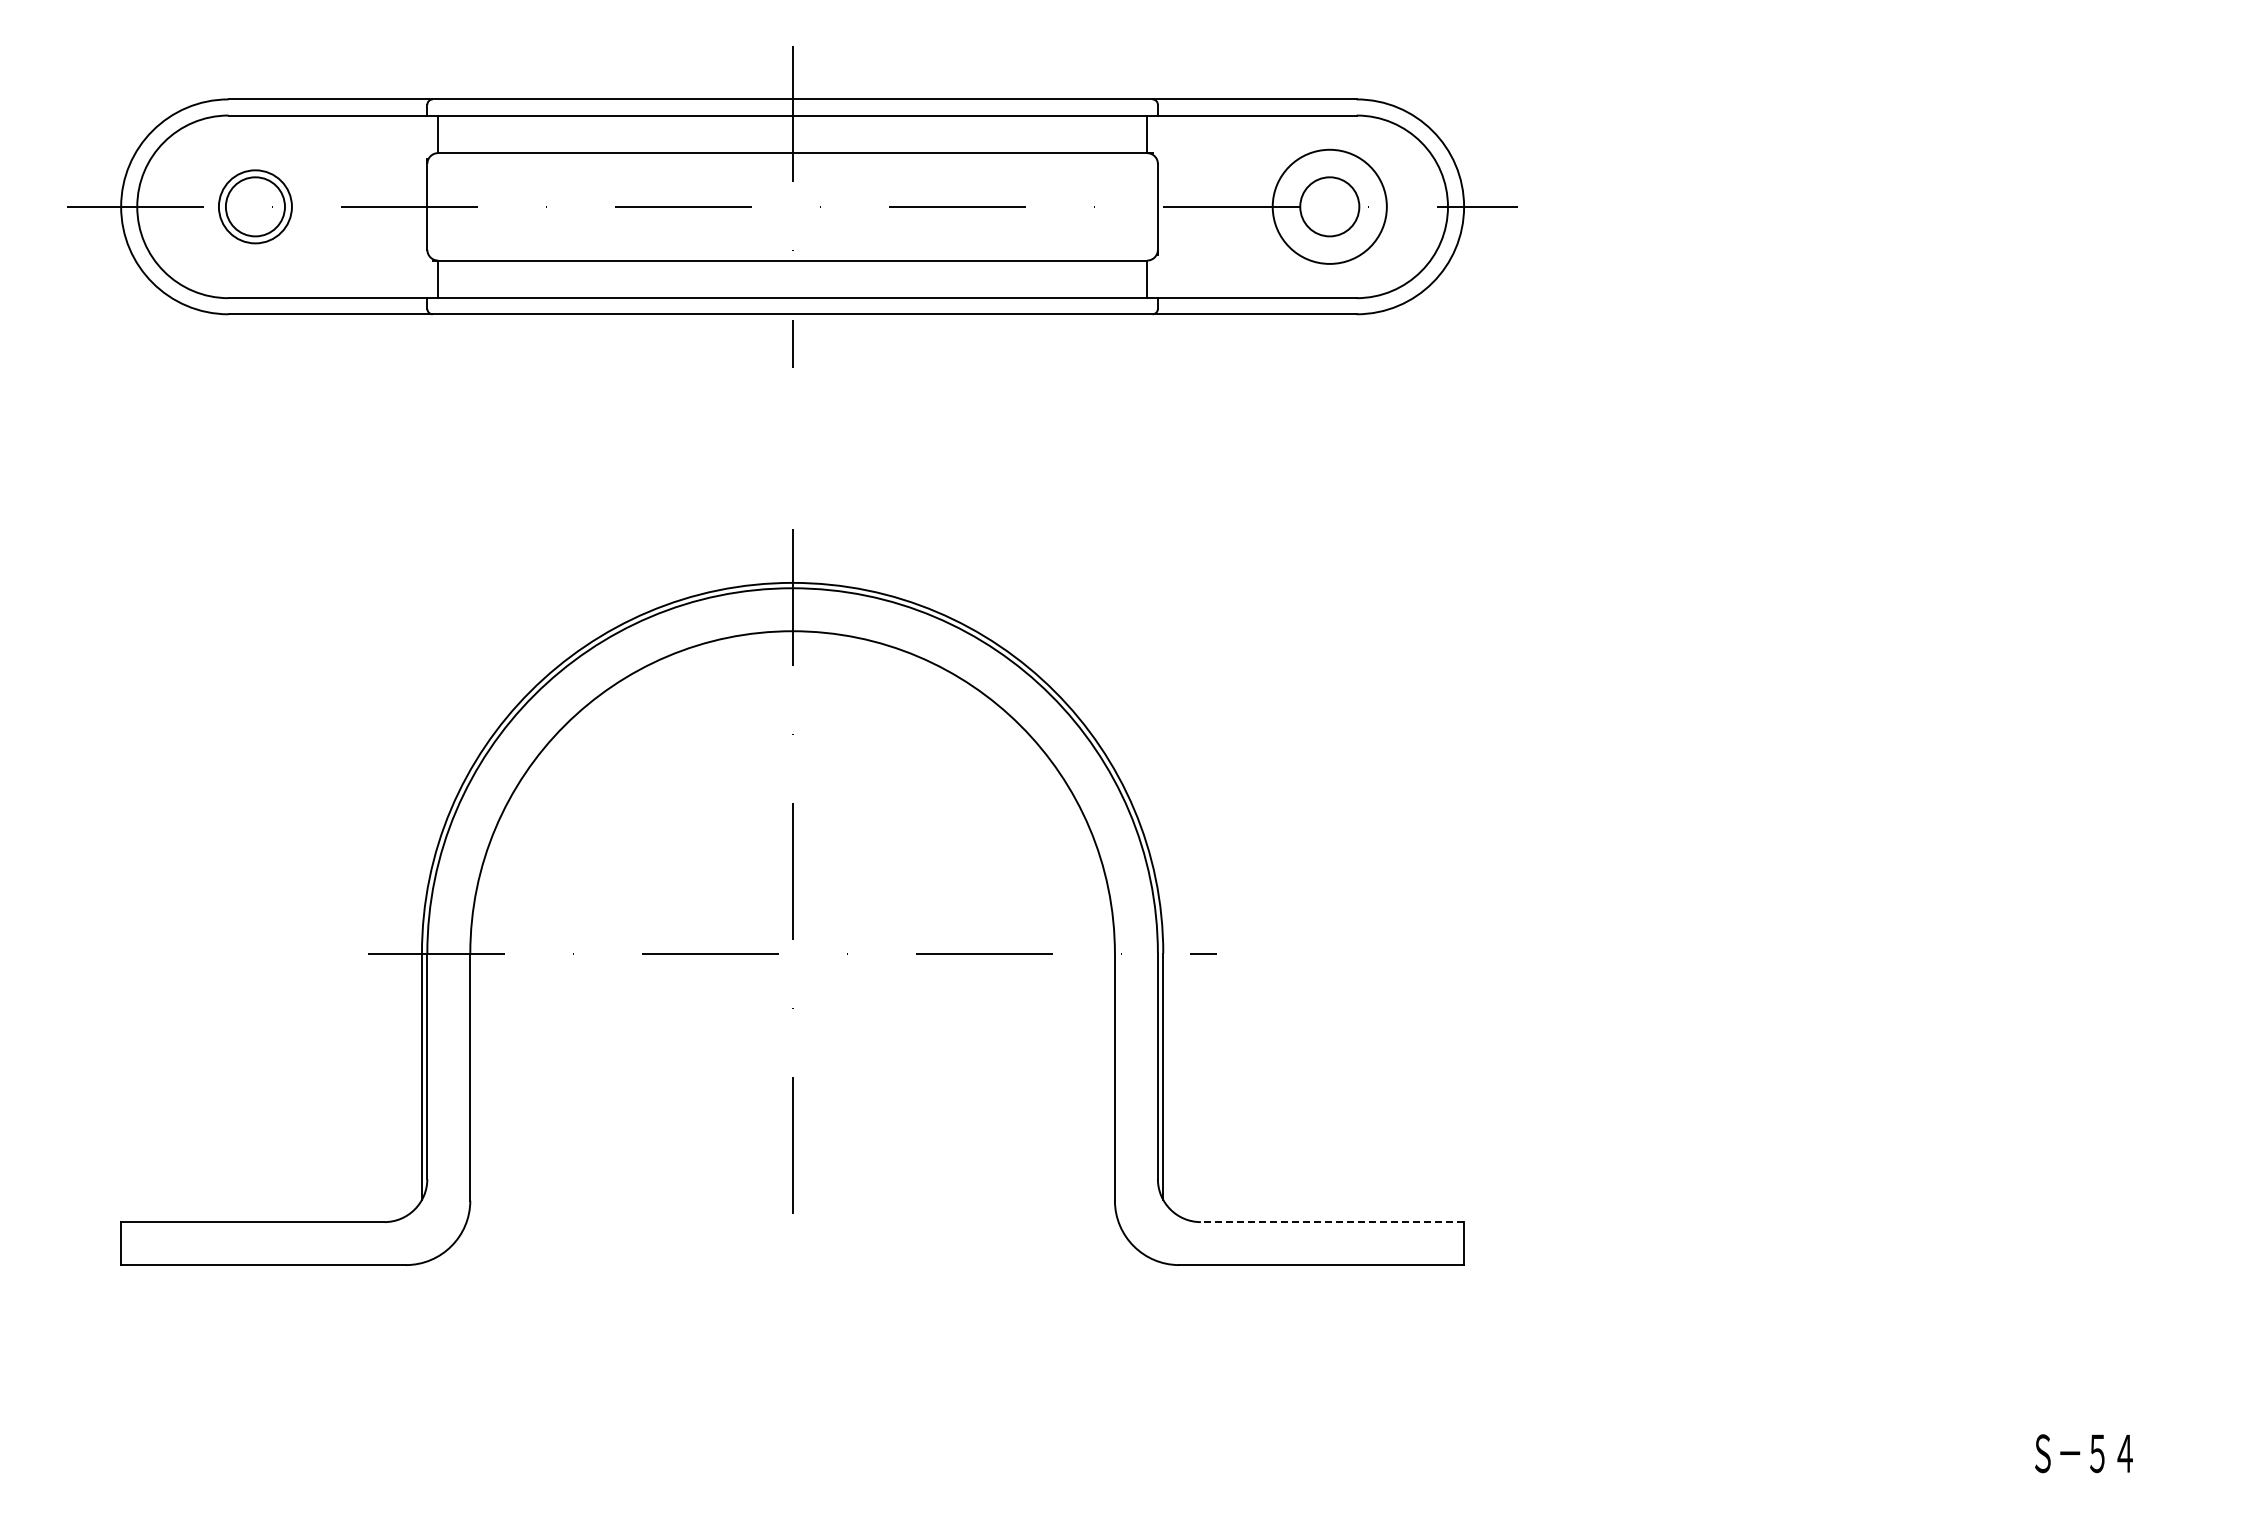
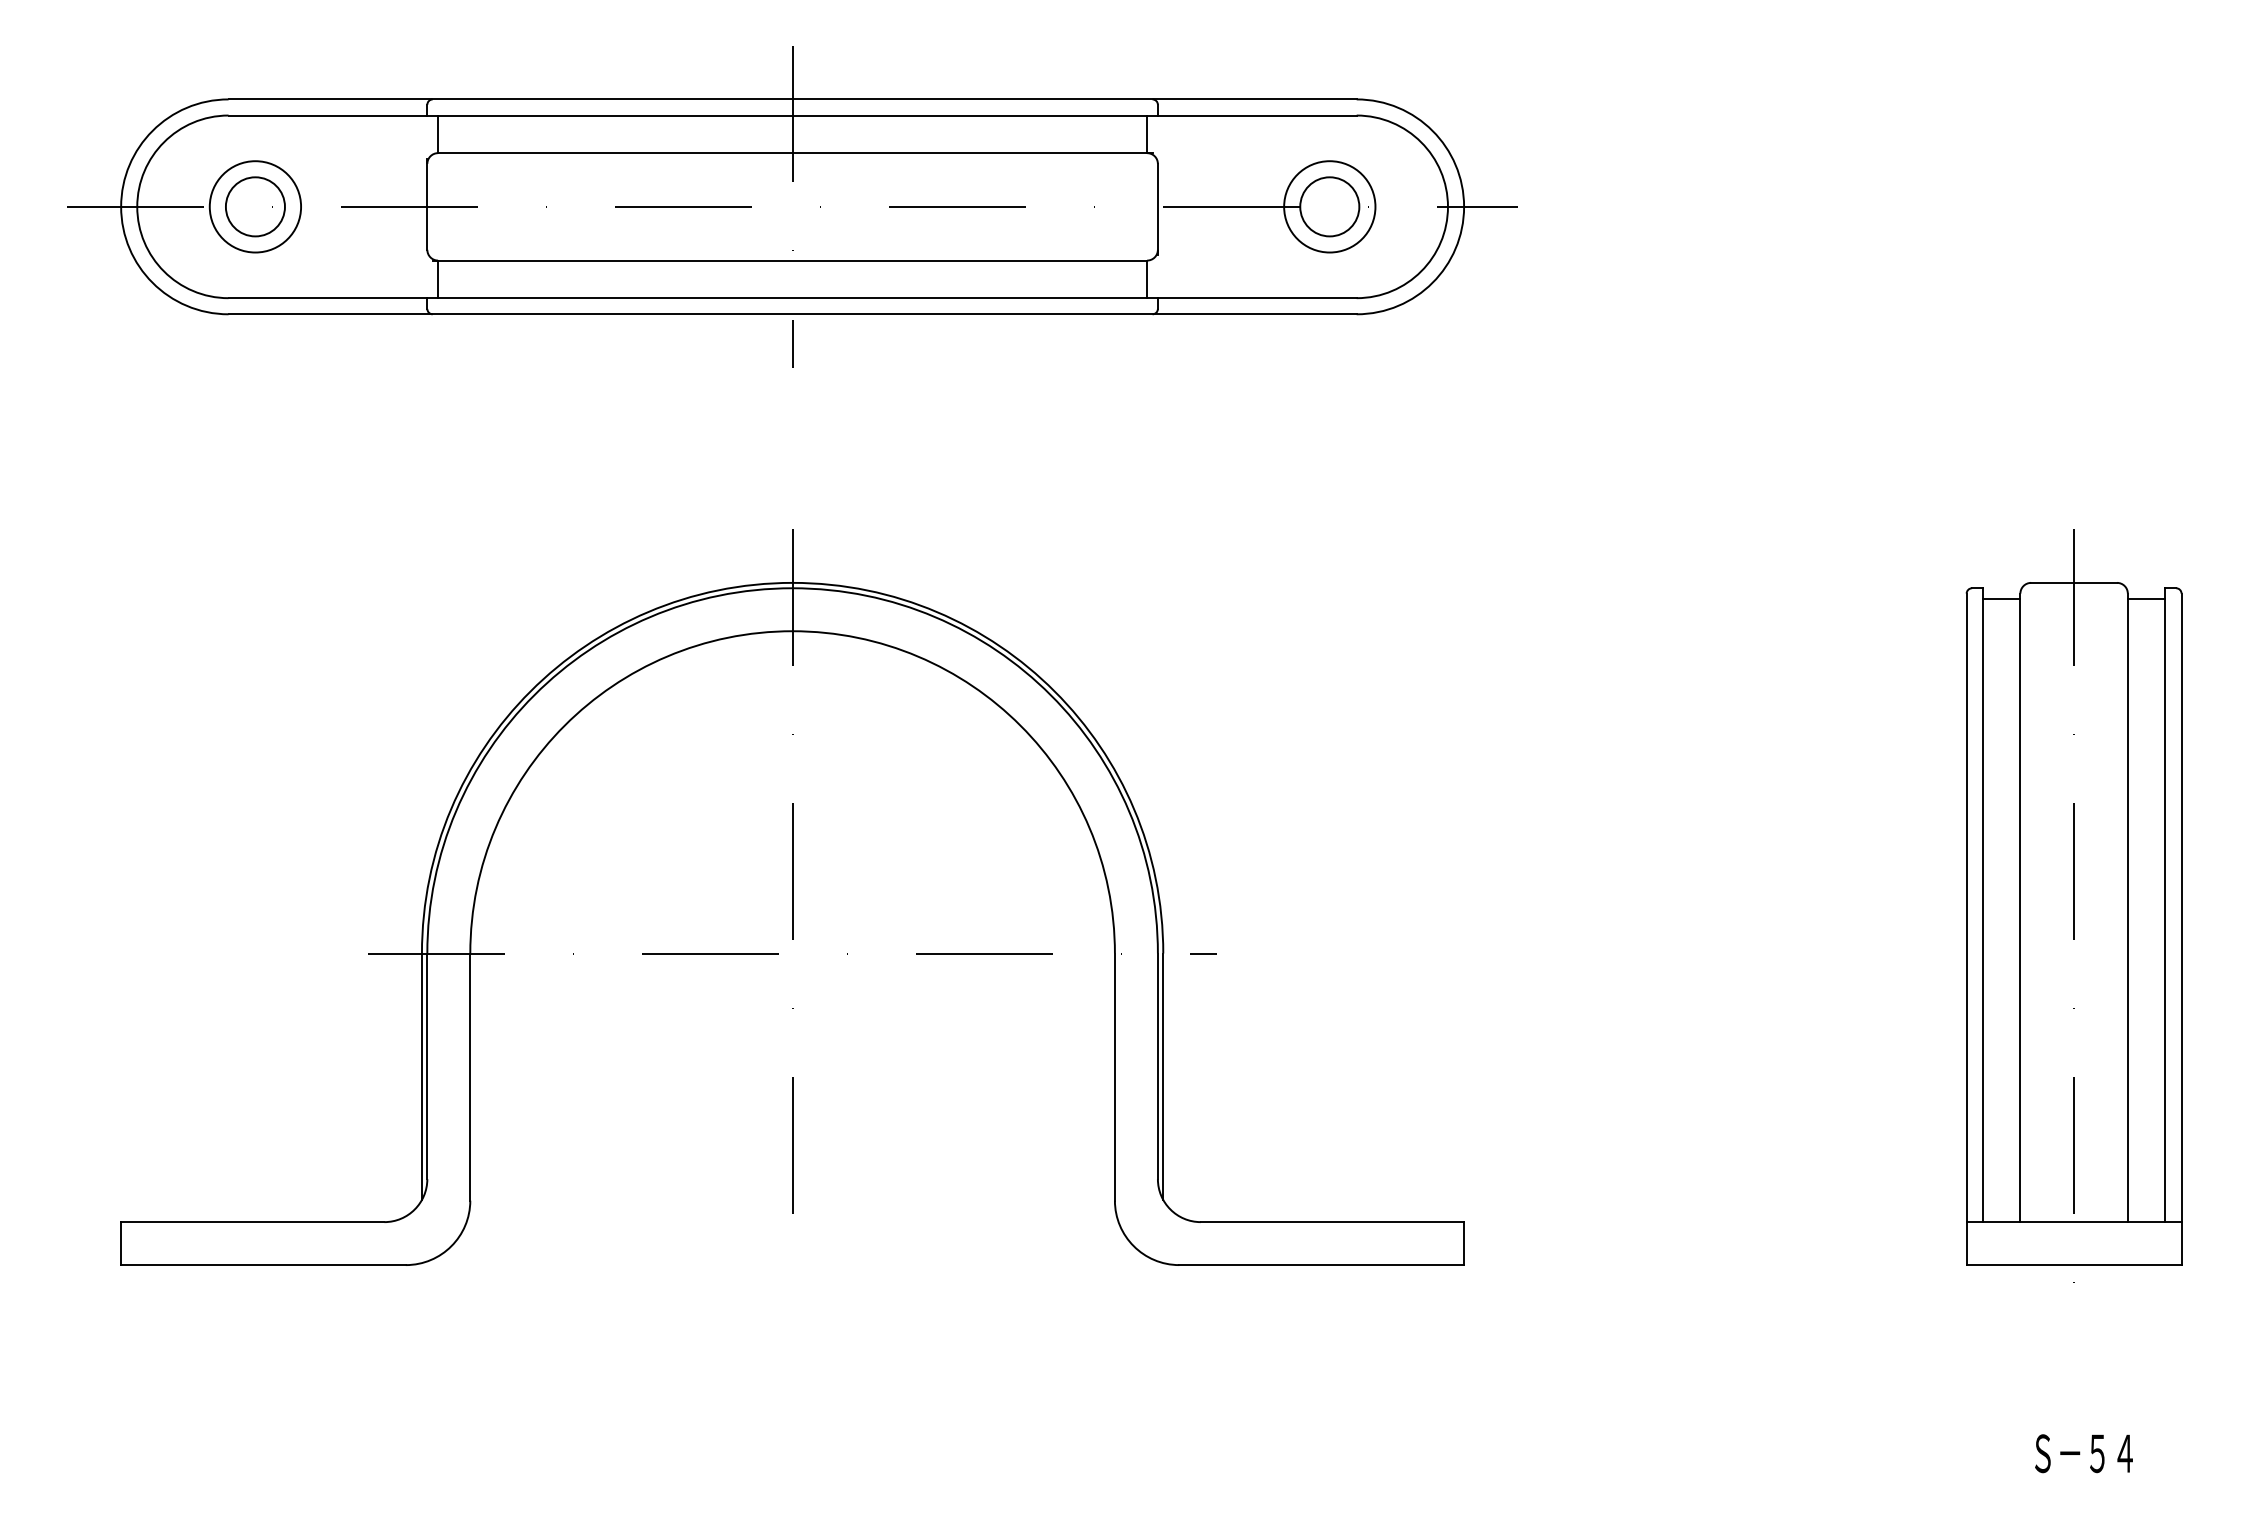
circle diameter: 73 px -> 91 px (255, 206)
circle diameter: 114 px -> 91 px (1329, 206)
part: none -> present (2073, 905)
line: dashed -> solid (1332, 1222)
